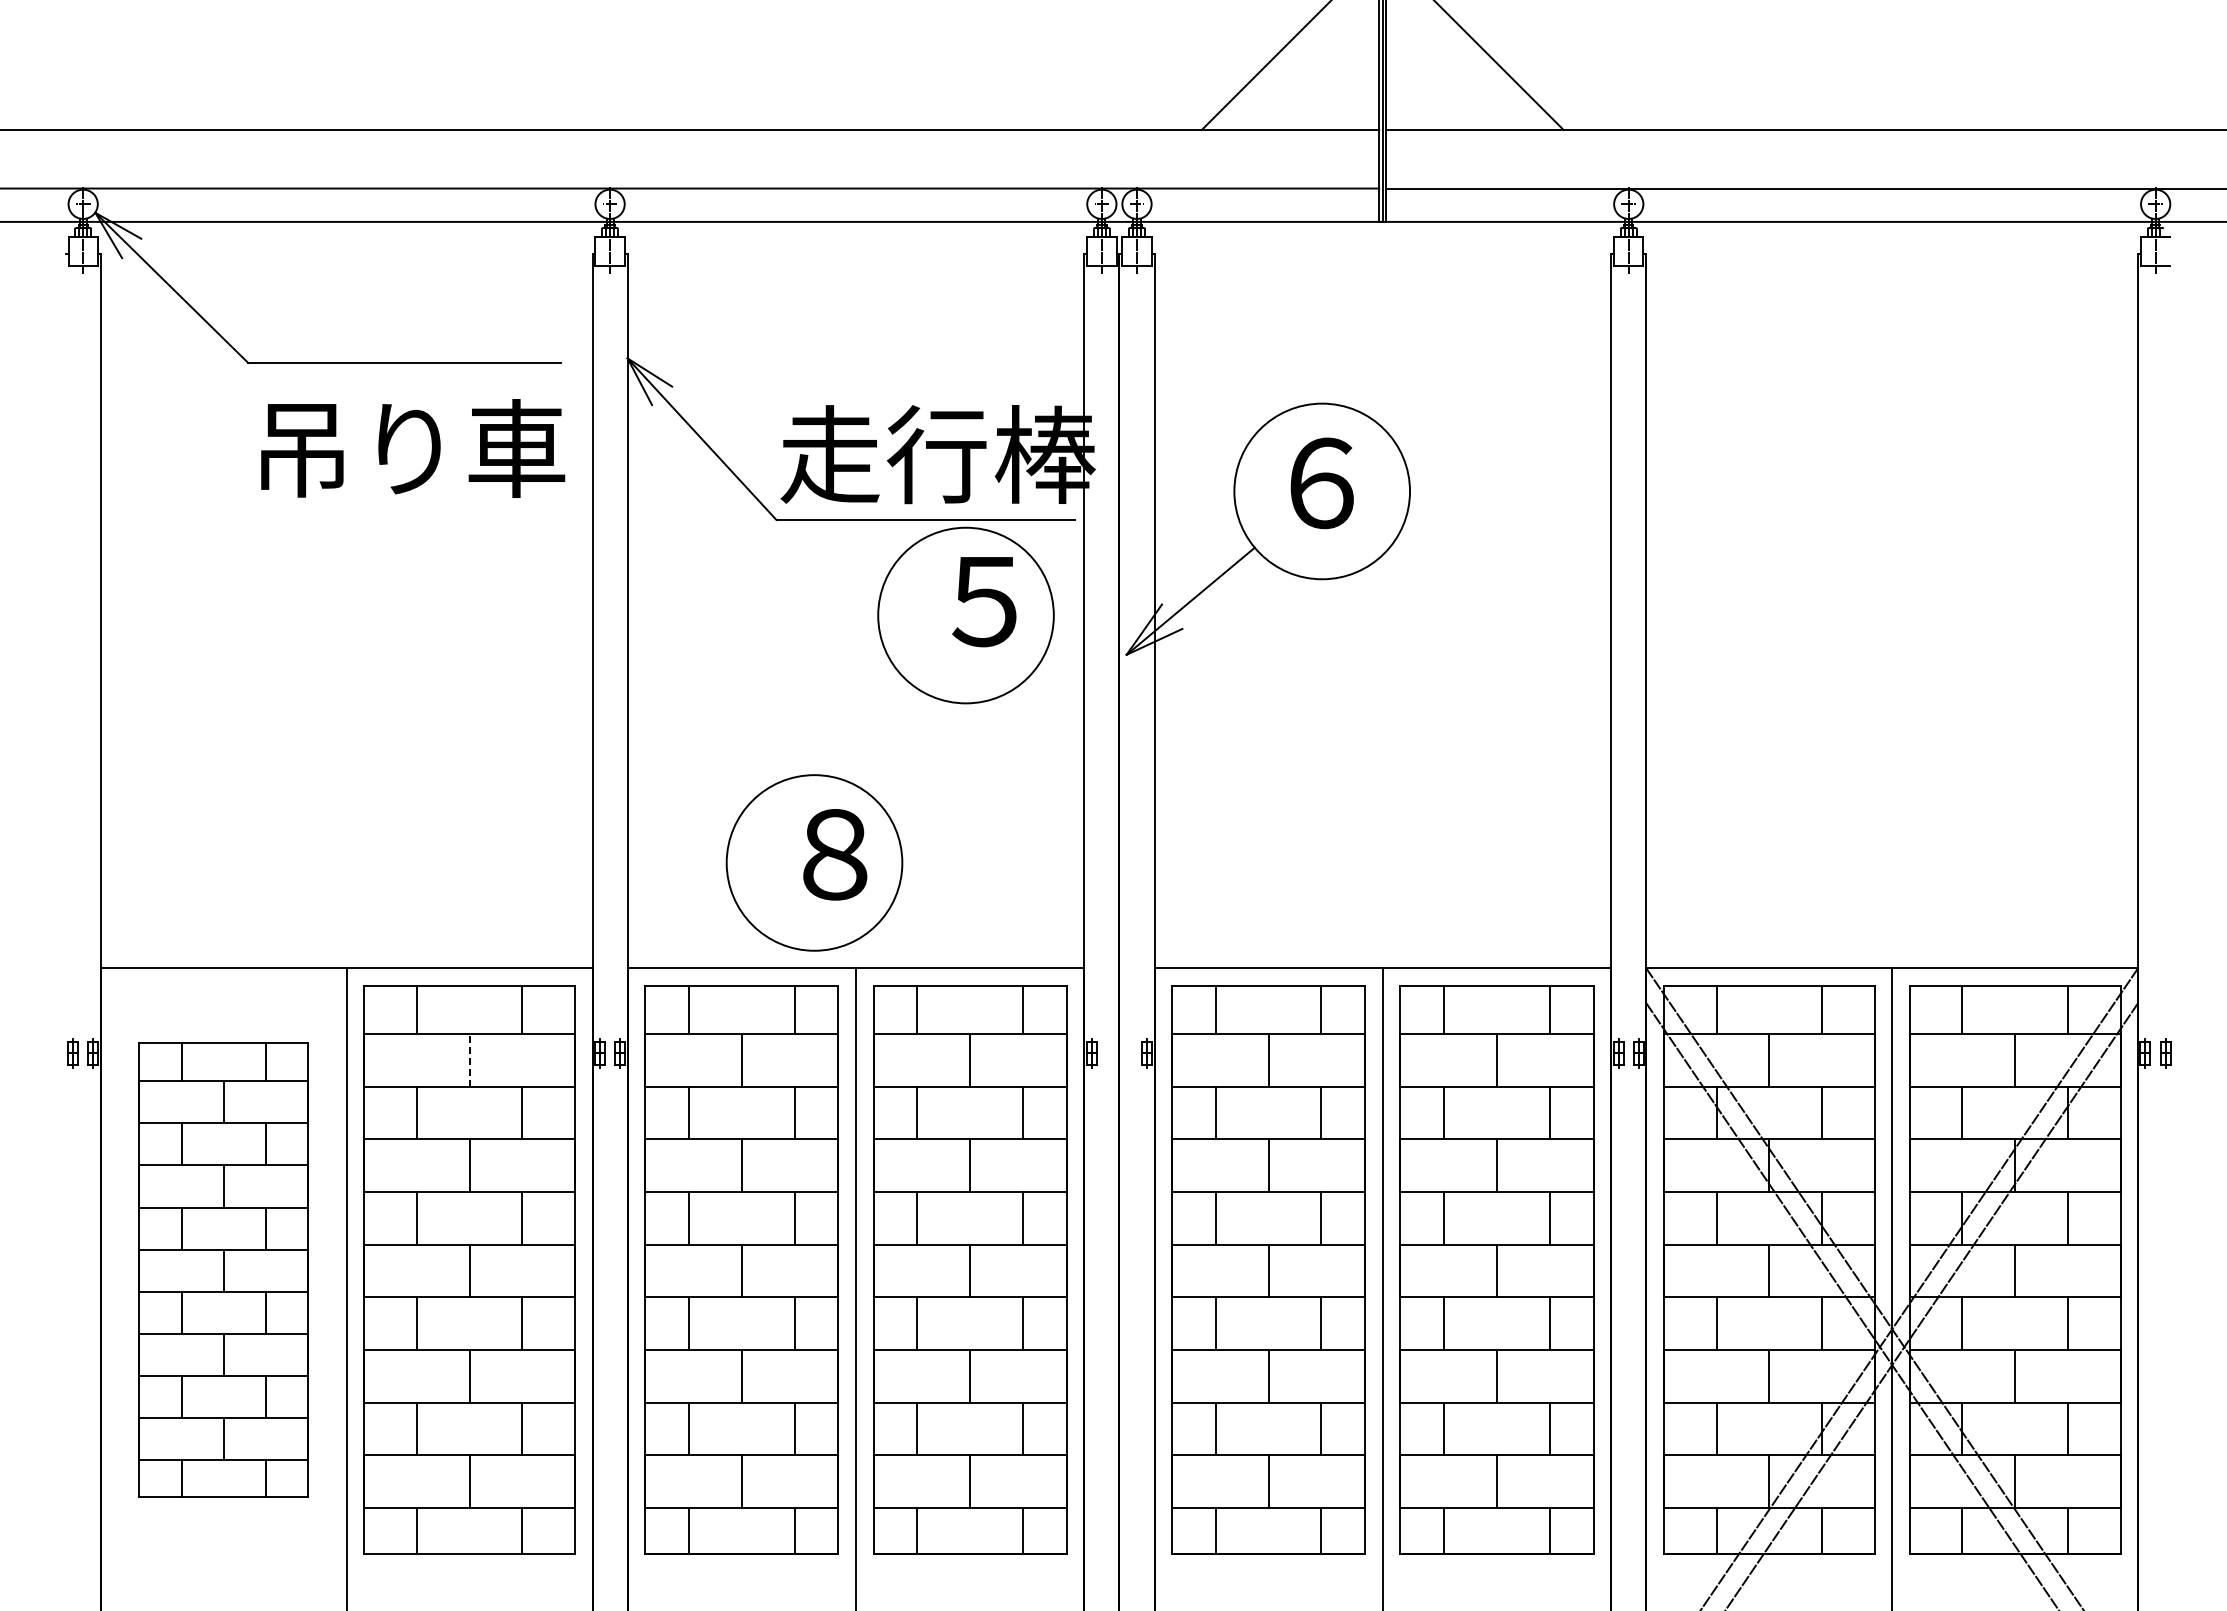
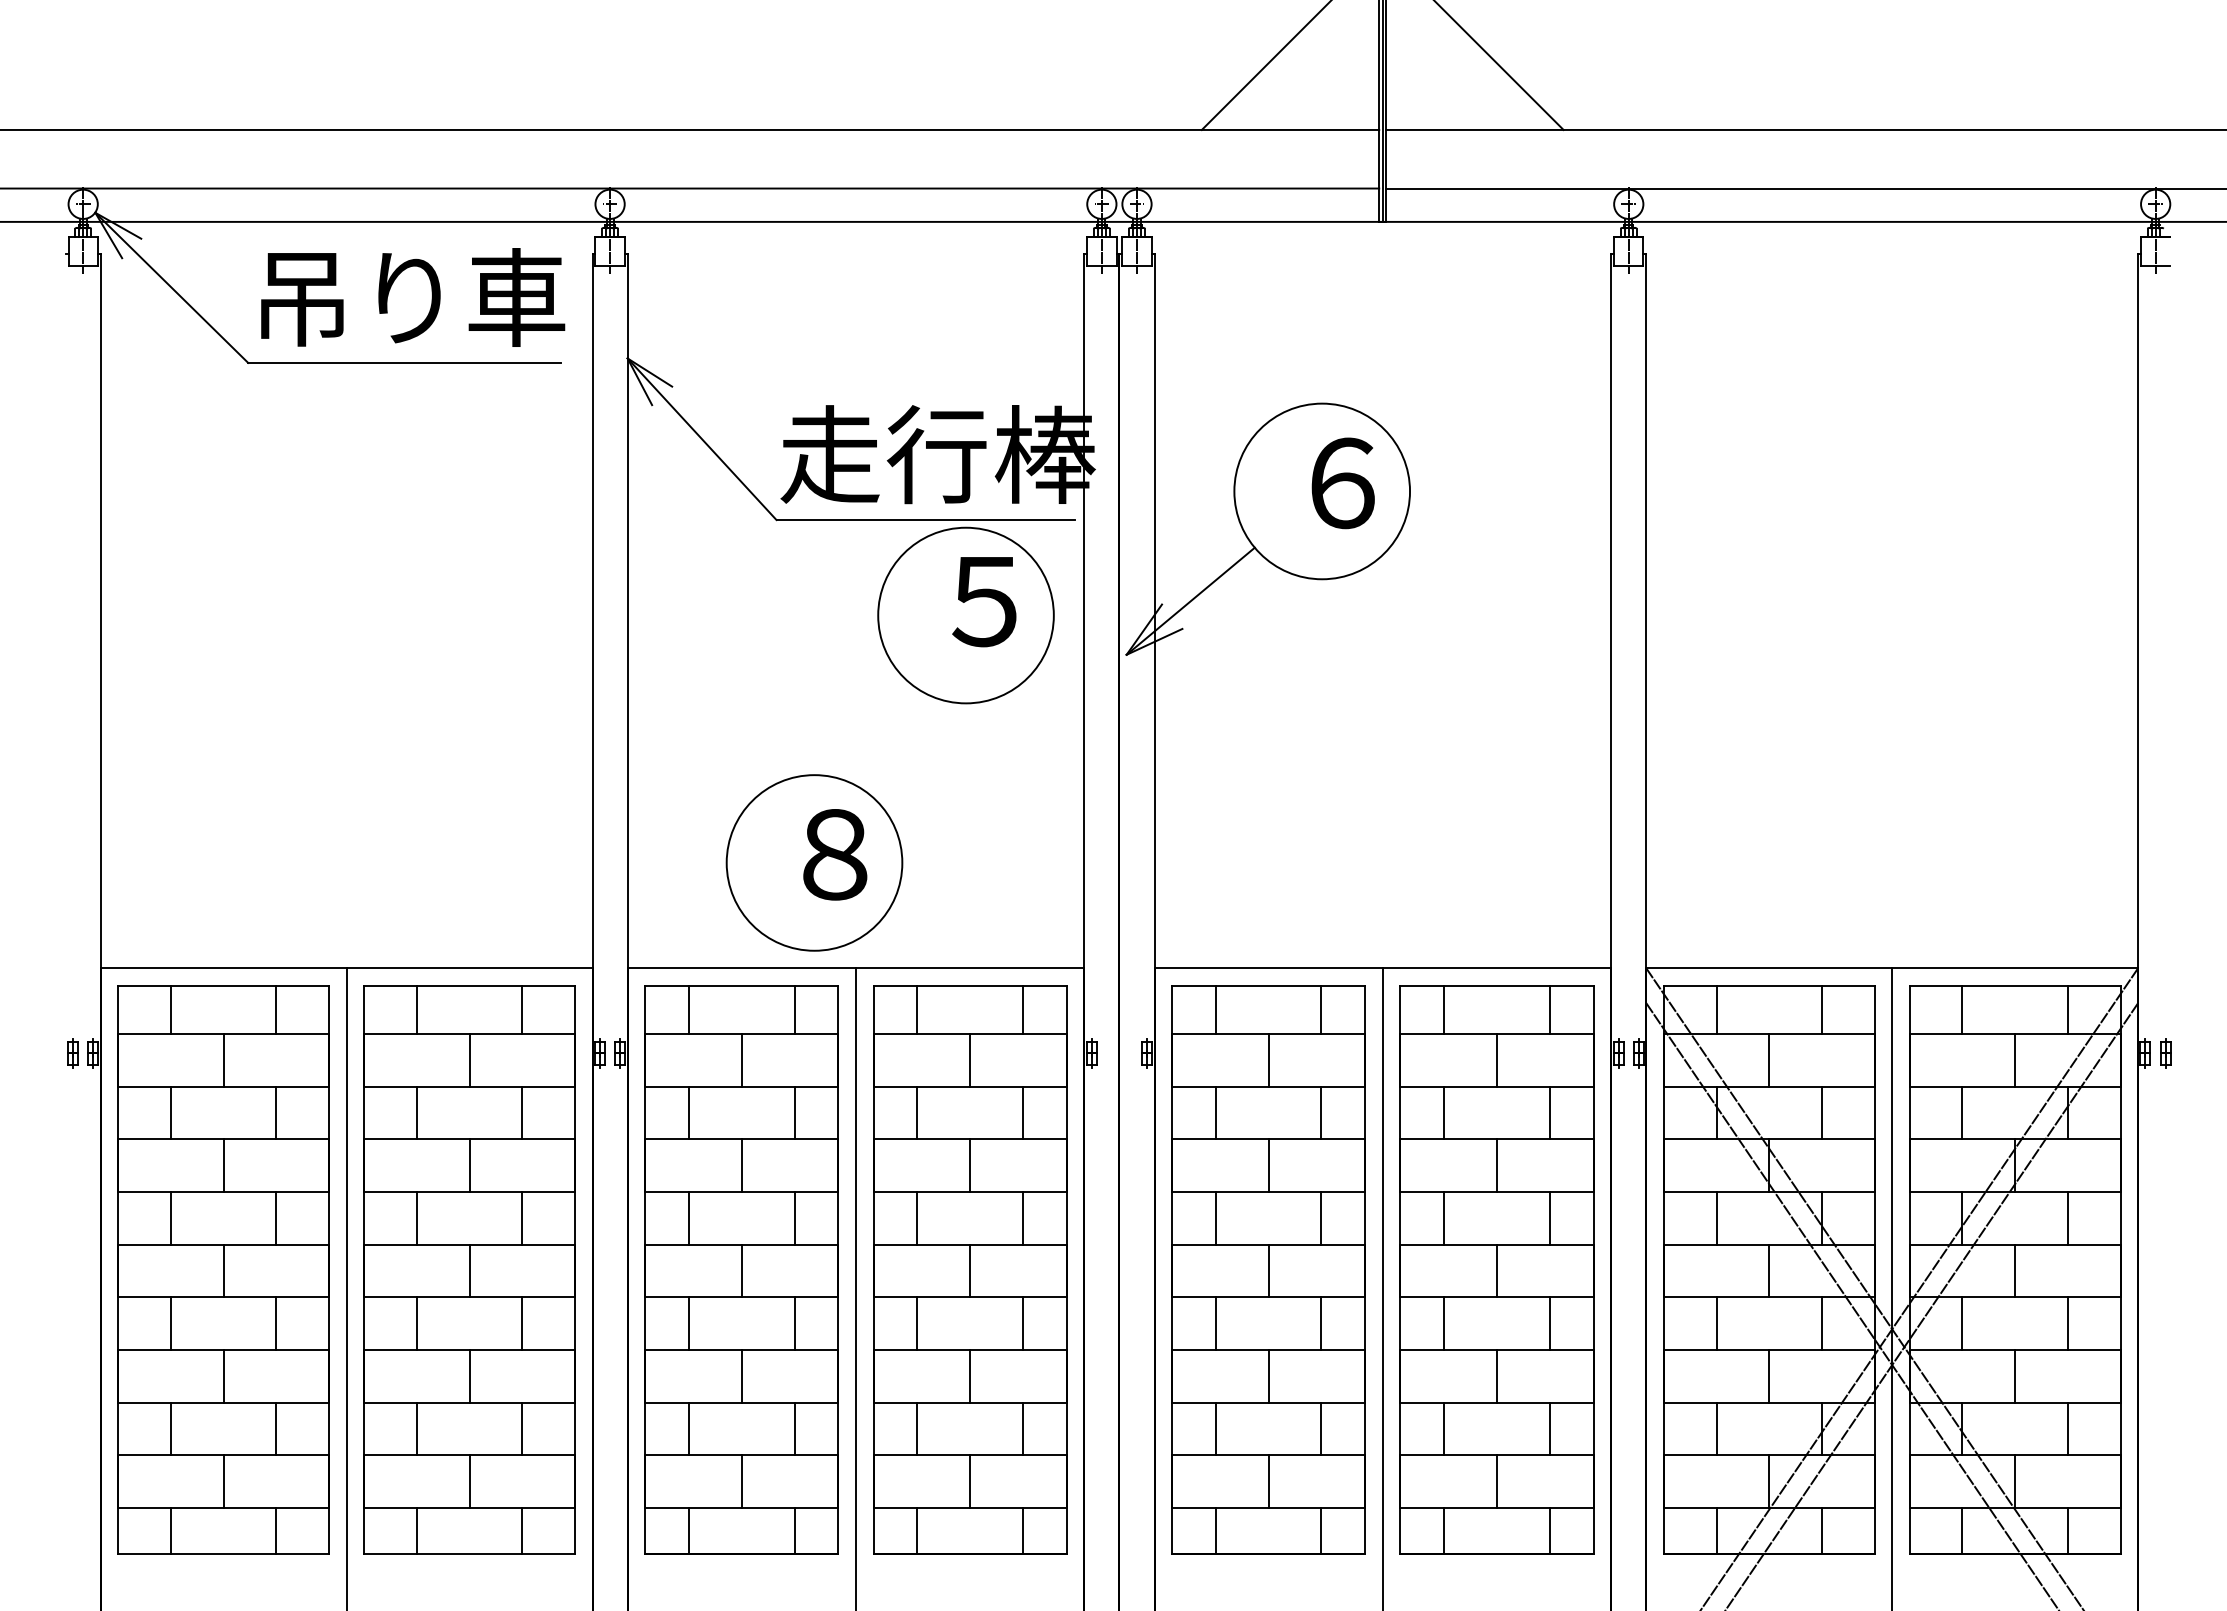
text position: (413, 448) -> (413, 297) (413, 297)
text position: (1321, 483) -> (1342, 483) (1342, 483)
line: dashed -> solid (469, 1059)
part size: 171x456 px -> 213x570 px (223, 1269)
